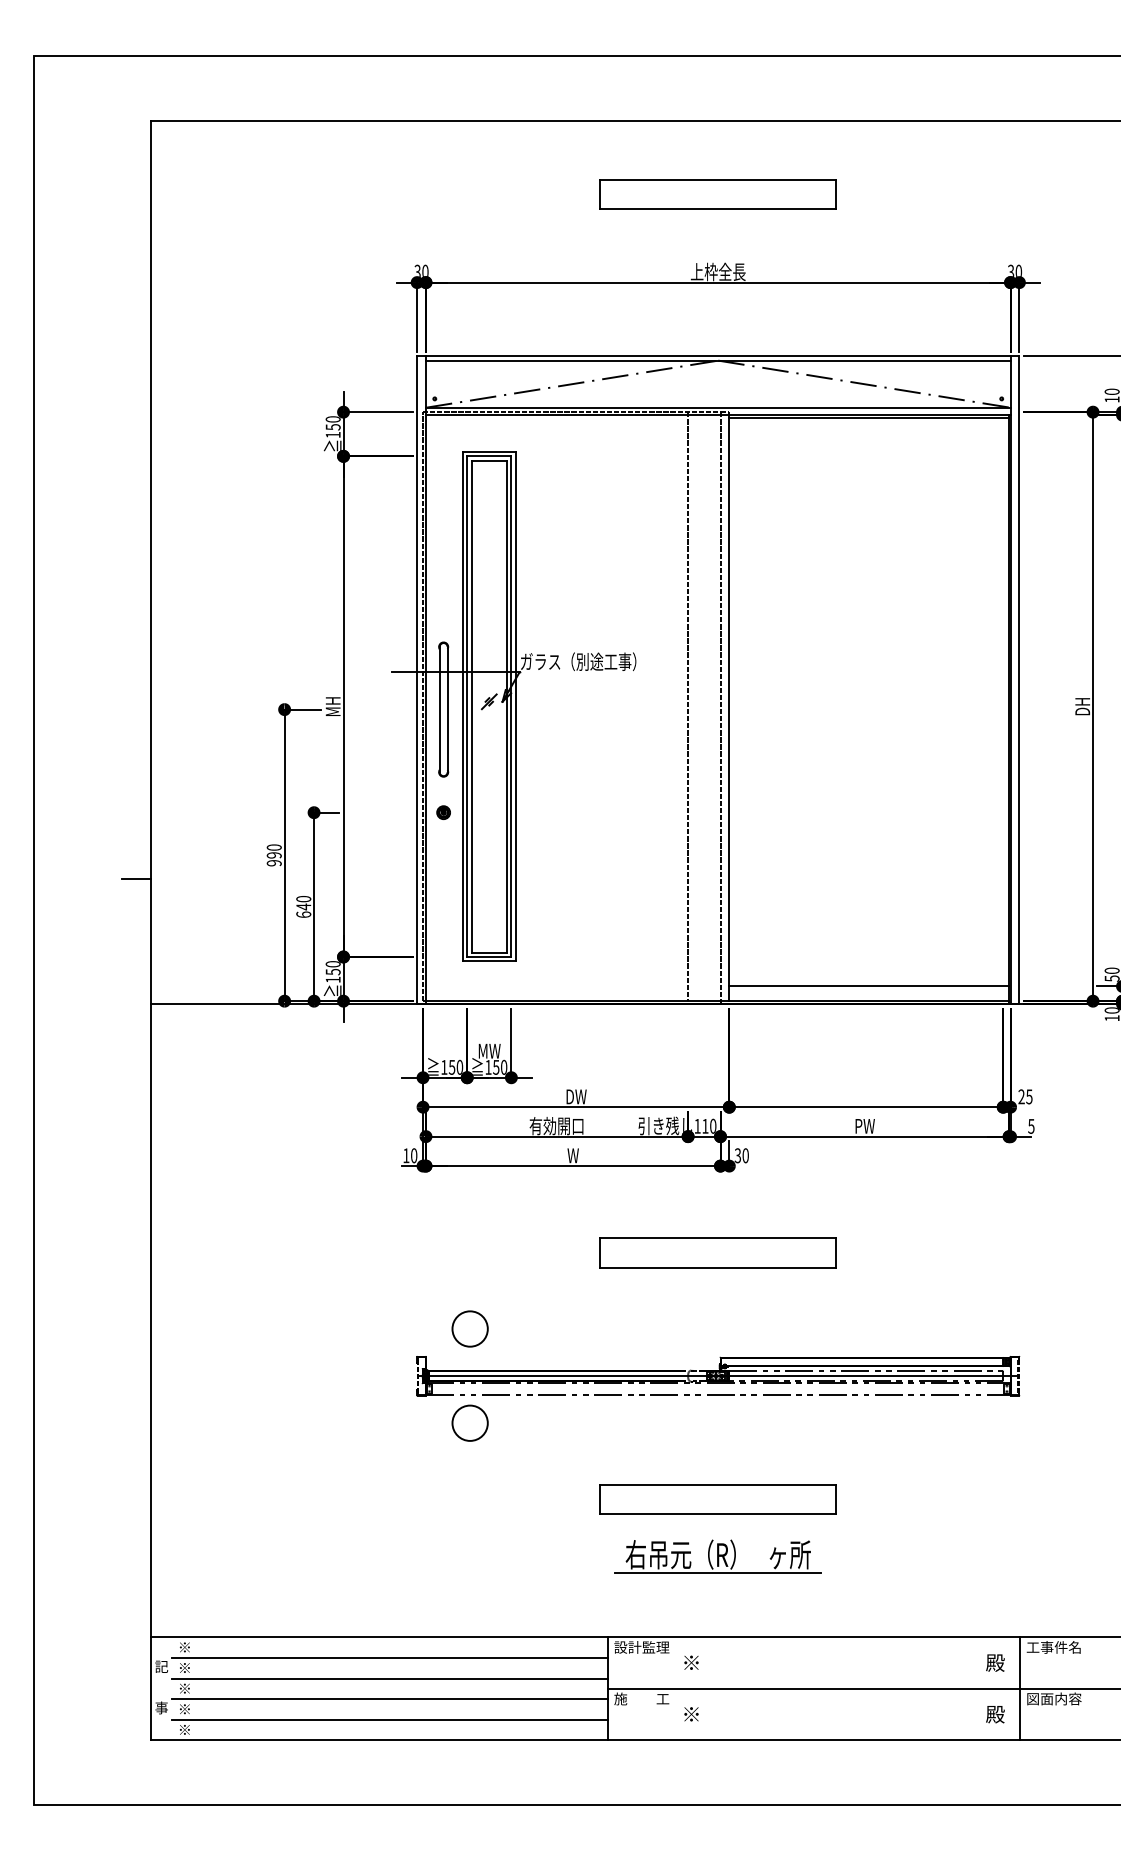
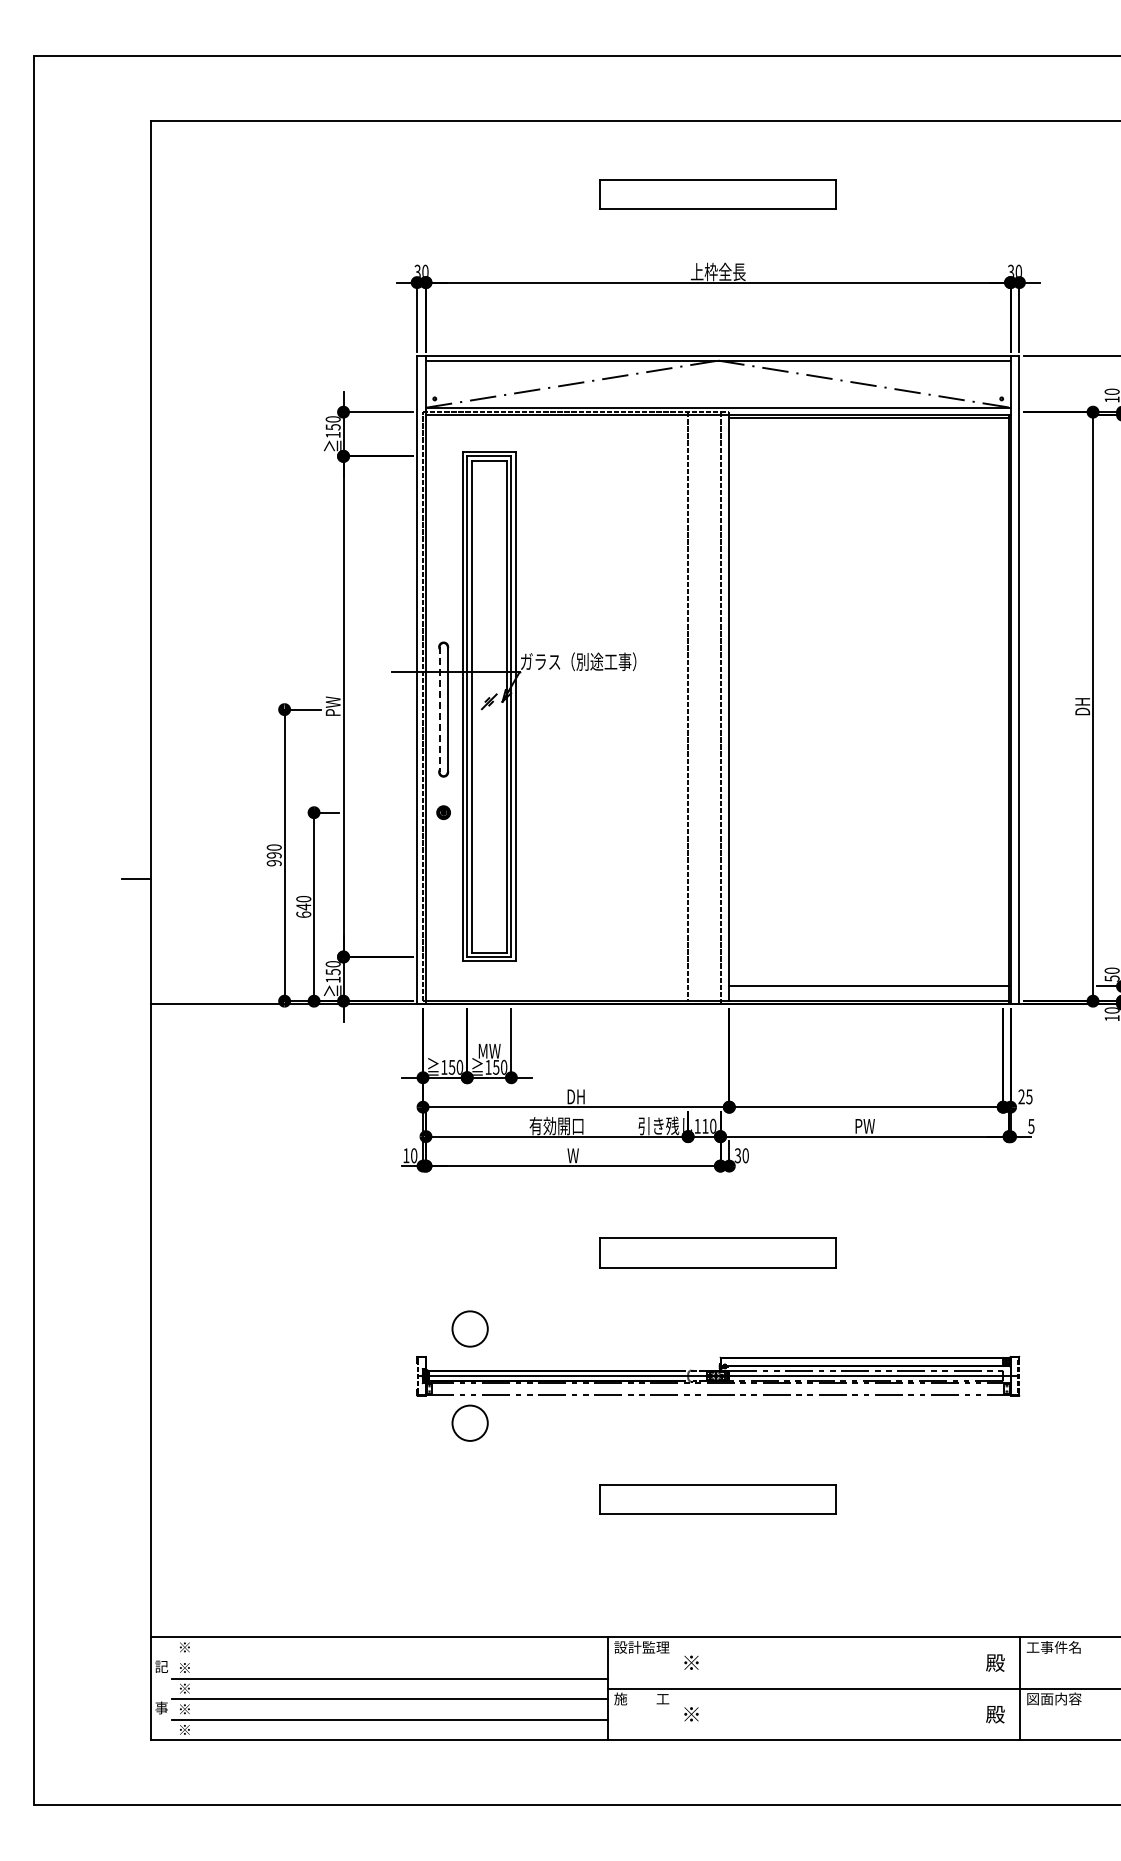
text: MH -> PW (332, 705)
line: solid -> dashed (439, 709)
text: DW -> DH (576, 1096)
part: present -> none (717, 1556)
line: present -> none (389, 1657)
